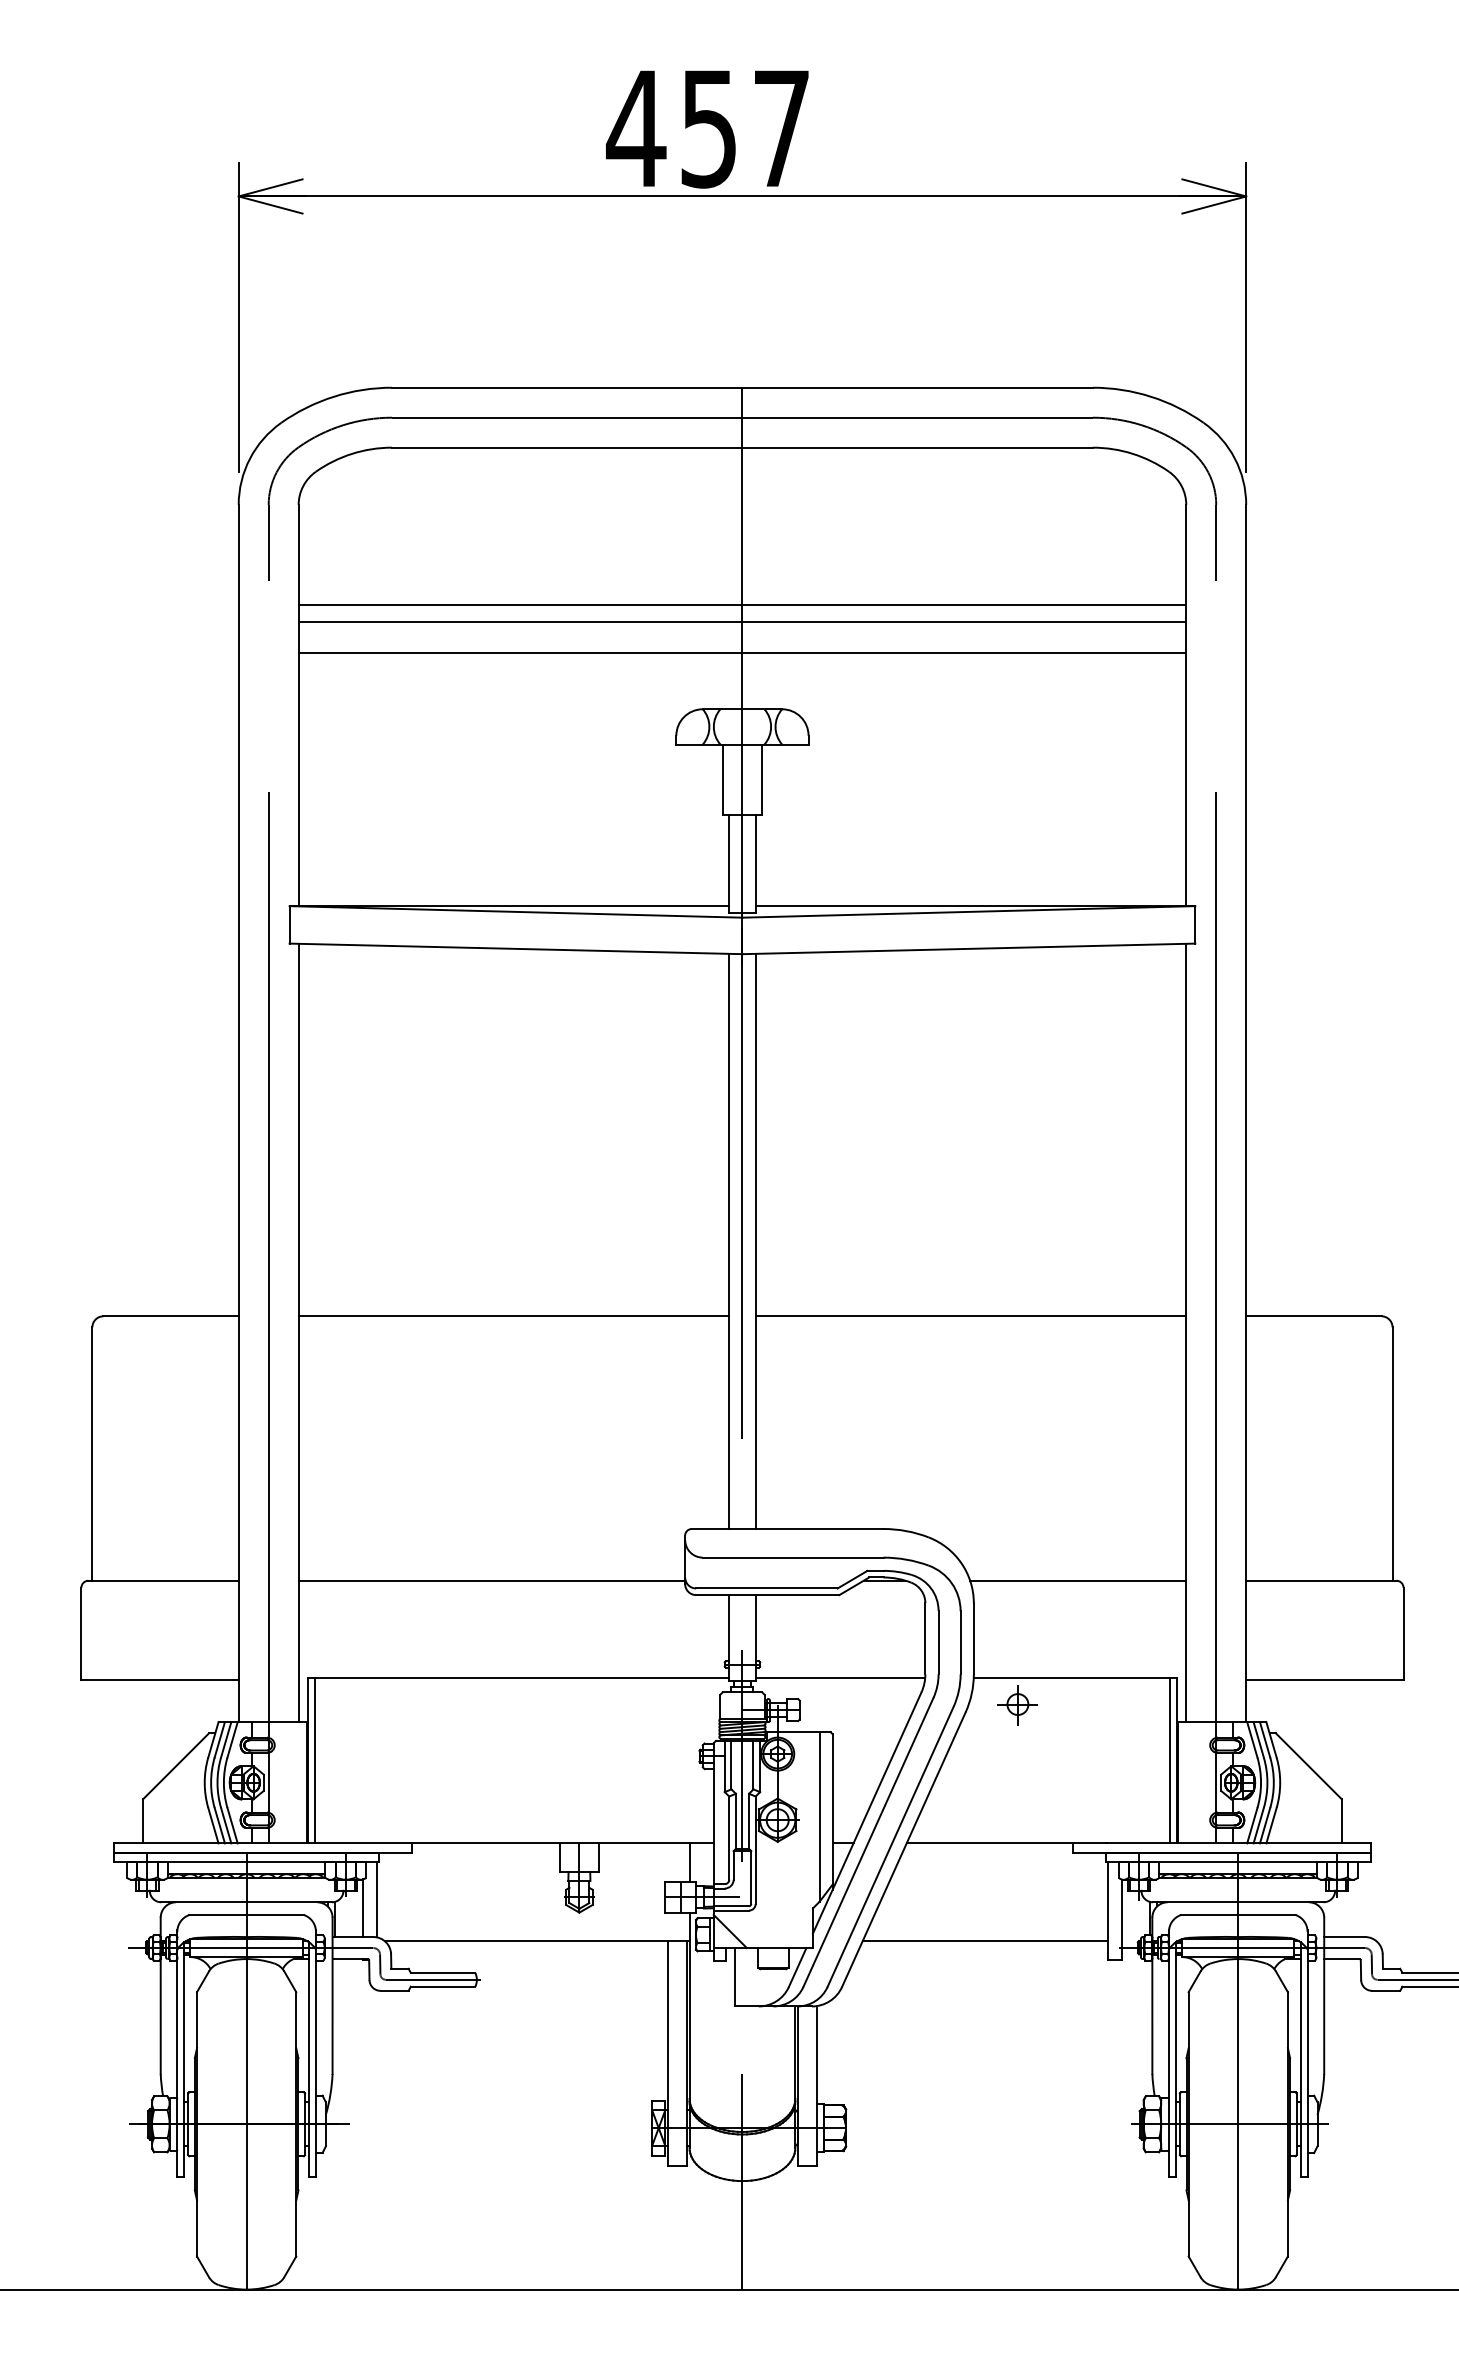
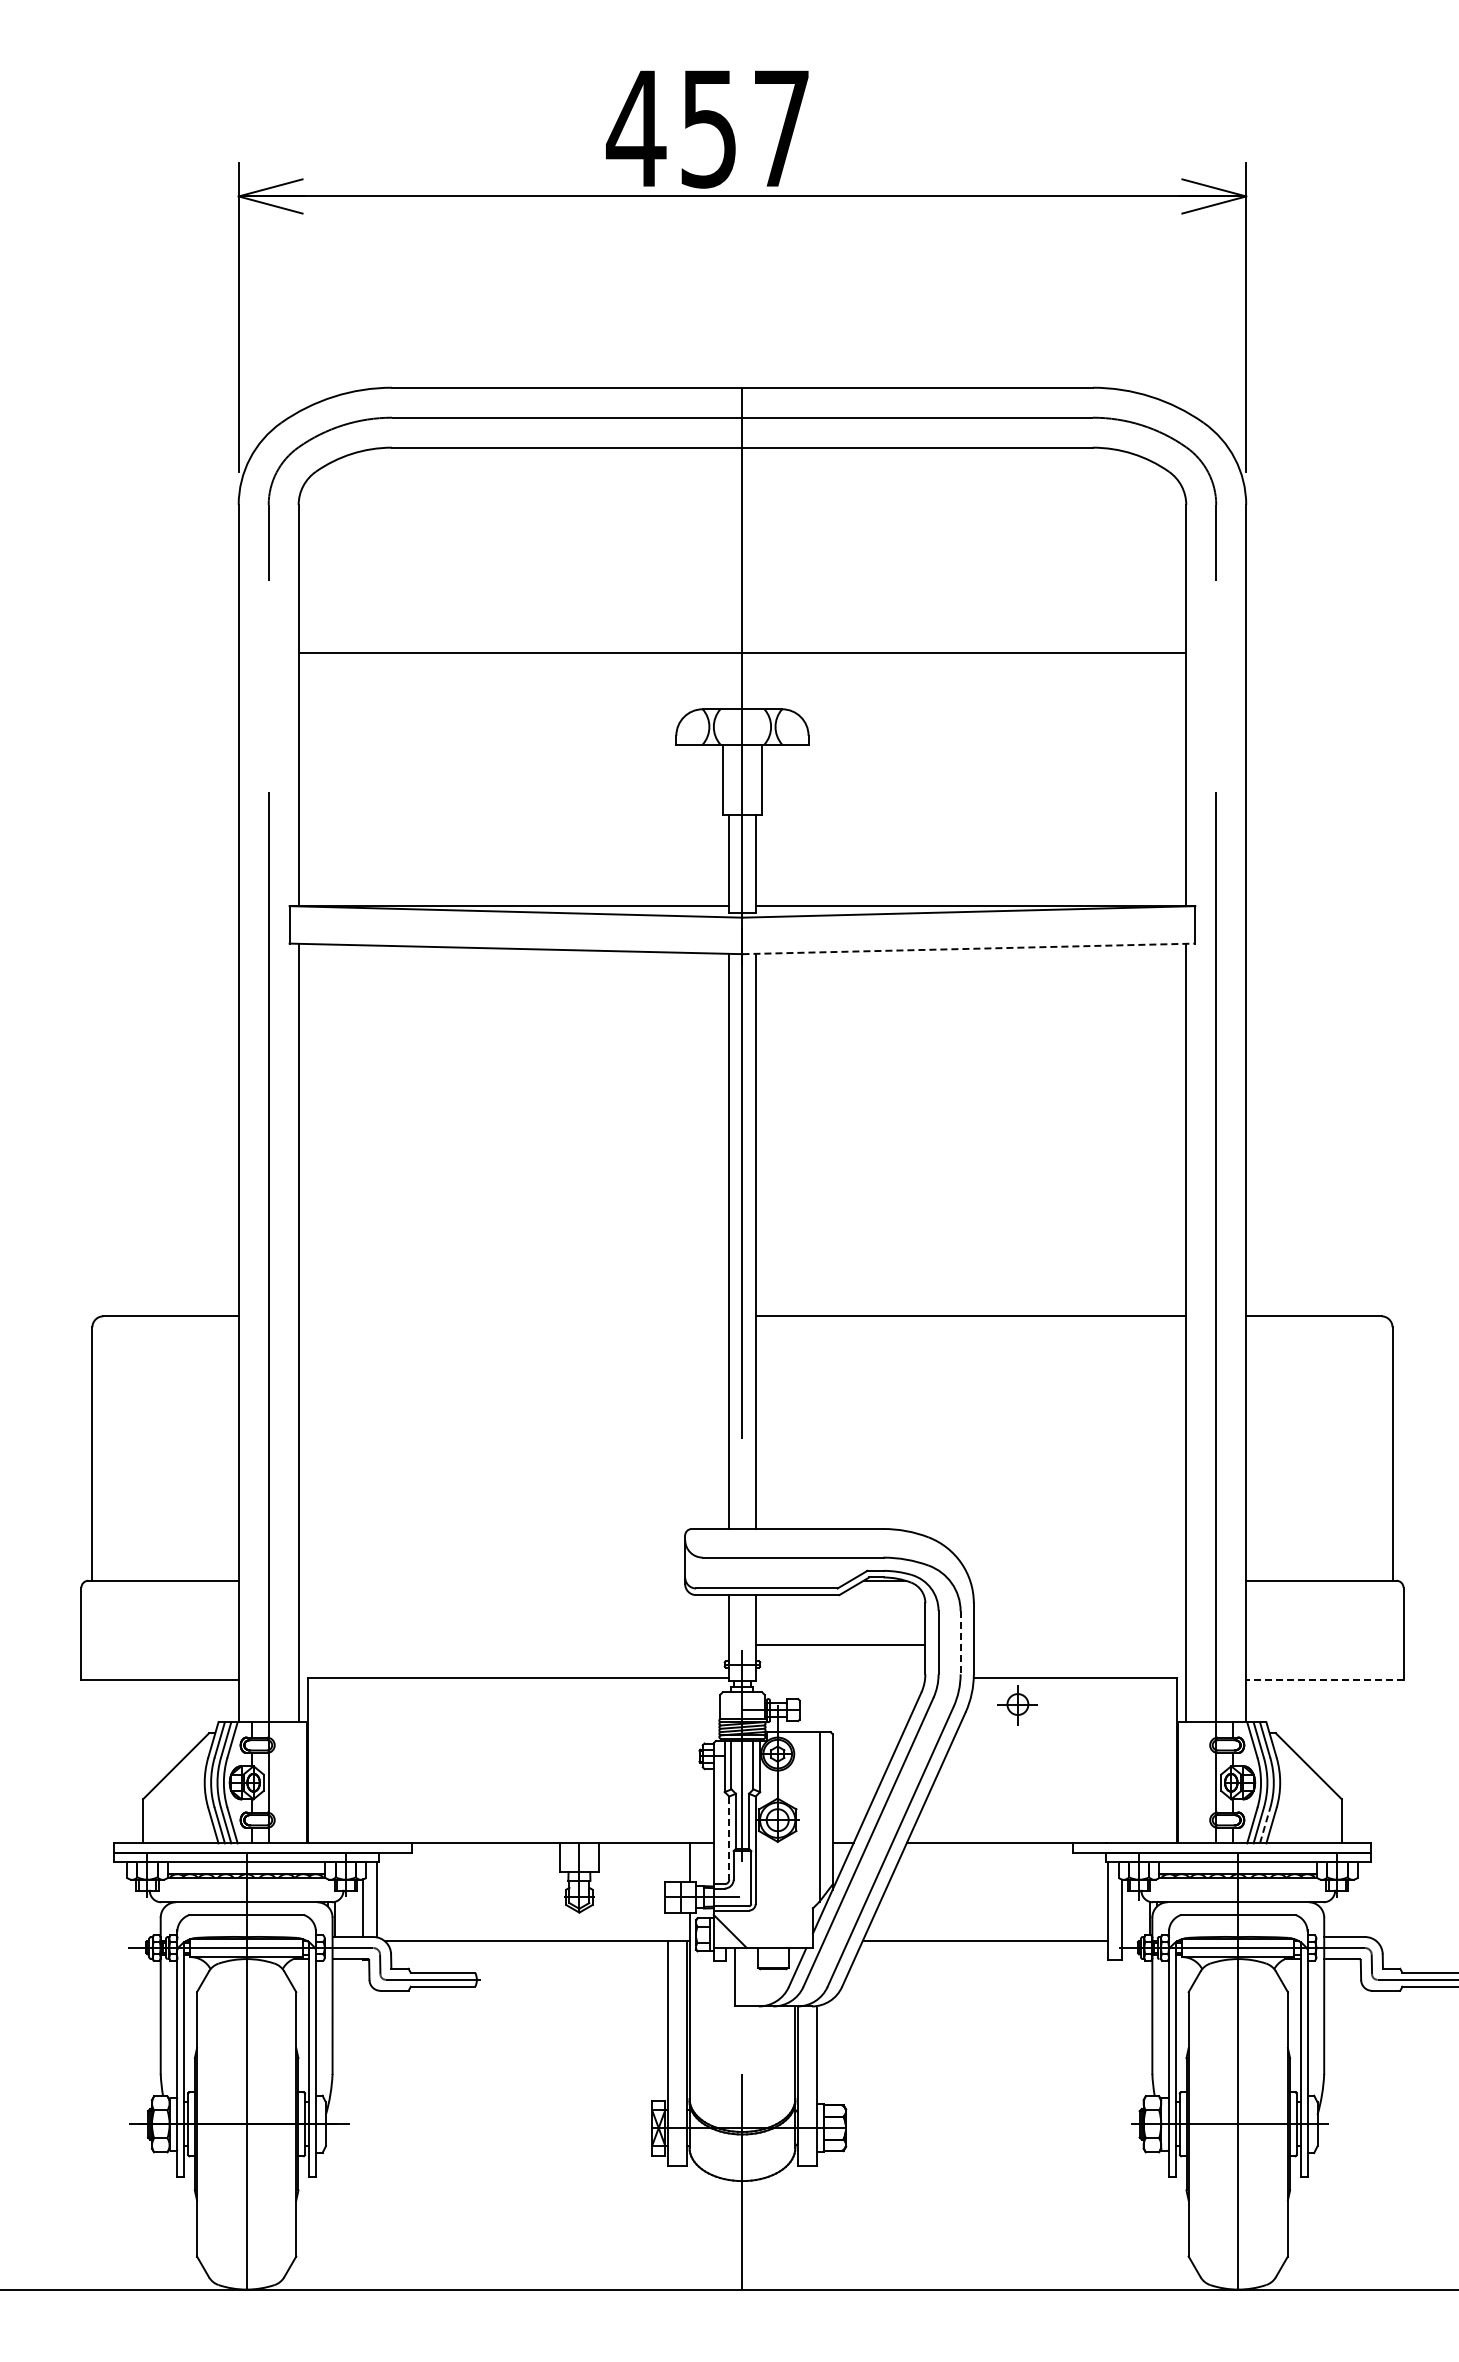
line: present -> none (742, 604)
line: present -> none (742, 622)
line: solid -> dashed (969, 948)
line: present -> none (513, 1316)
line: present -> none (491, 1580)
line: present -> none (1078, 1580)
line: solid -> dashed (960, 1642)
line position: (840, 1678) -> (840, 1645) (840, 1645)
line: solid -> dashed (1324, 1679)
line: present -> none (314, 1760)
line: present -> none (1169, 1760)
line: solid -> dashed (1265, 1825)
line: solid -> dashed (729, 1838)
